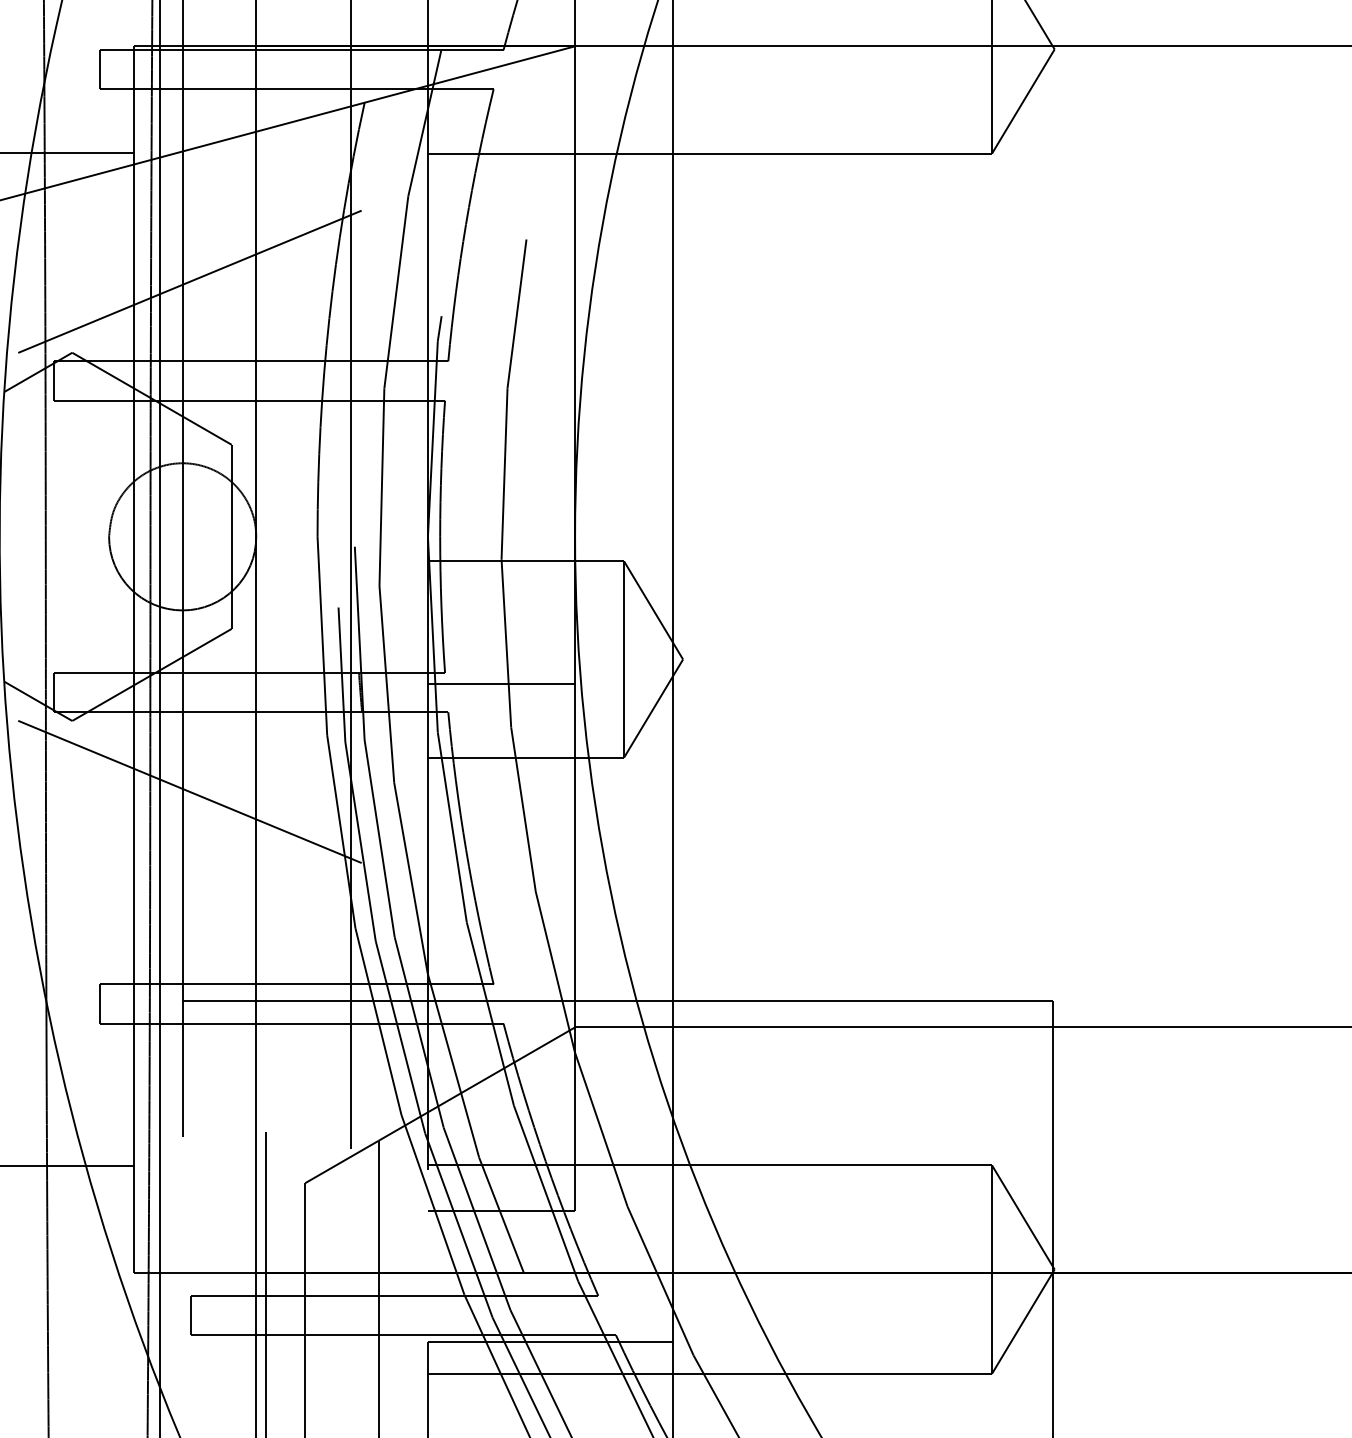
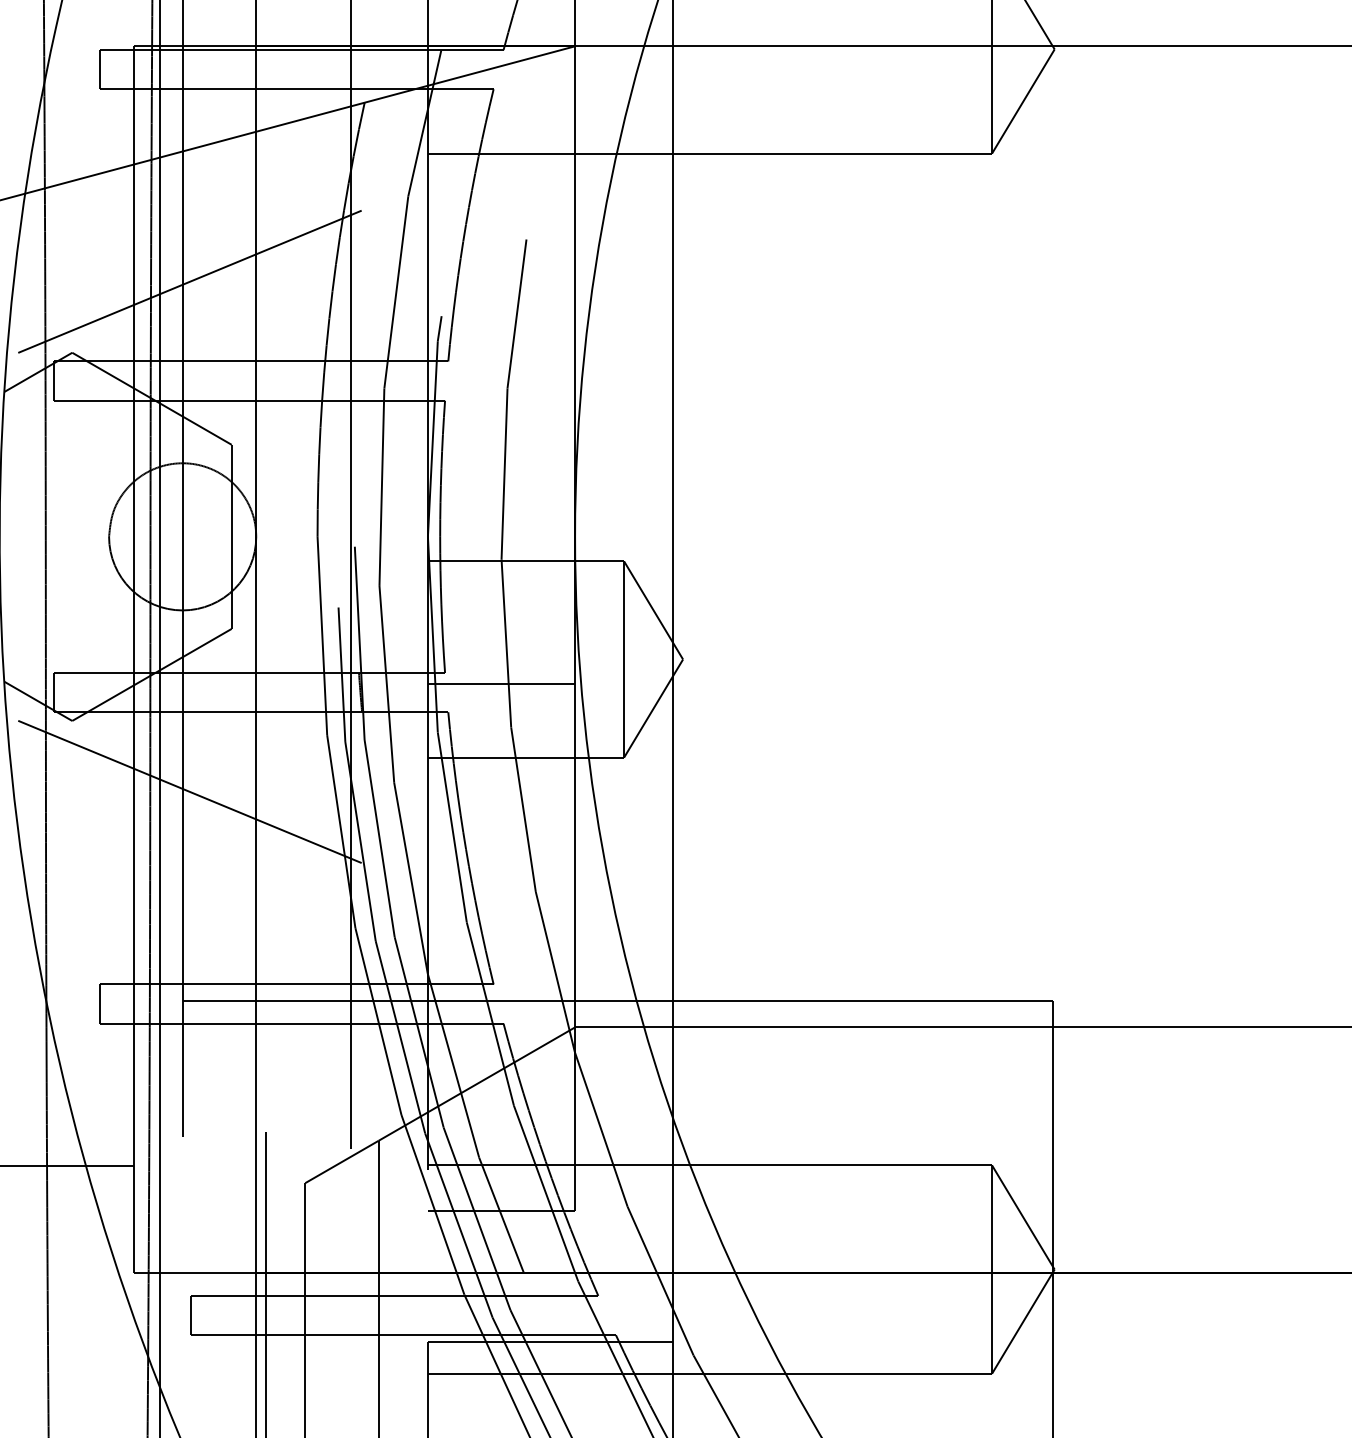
line: present -> none (67, 153)
